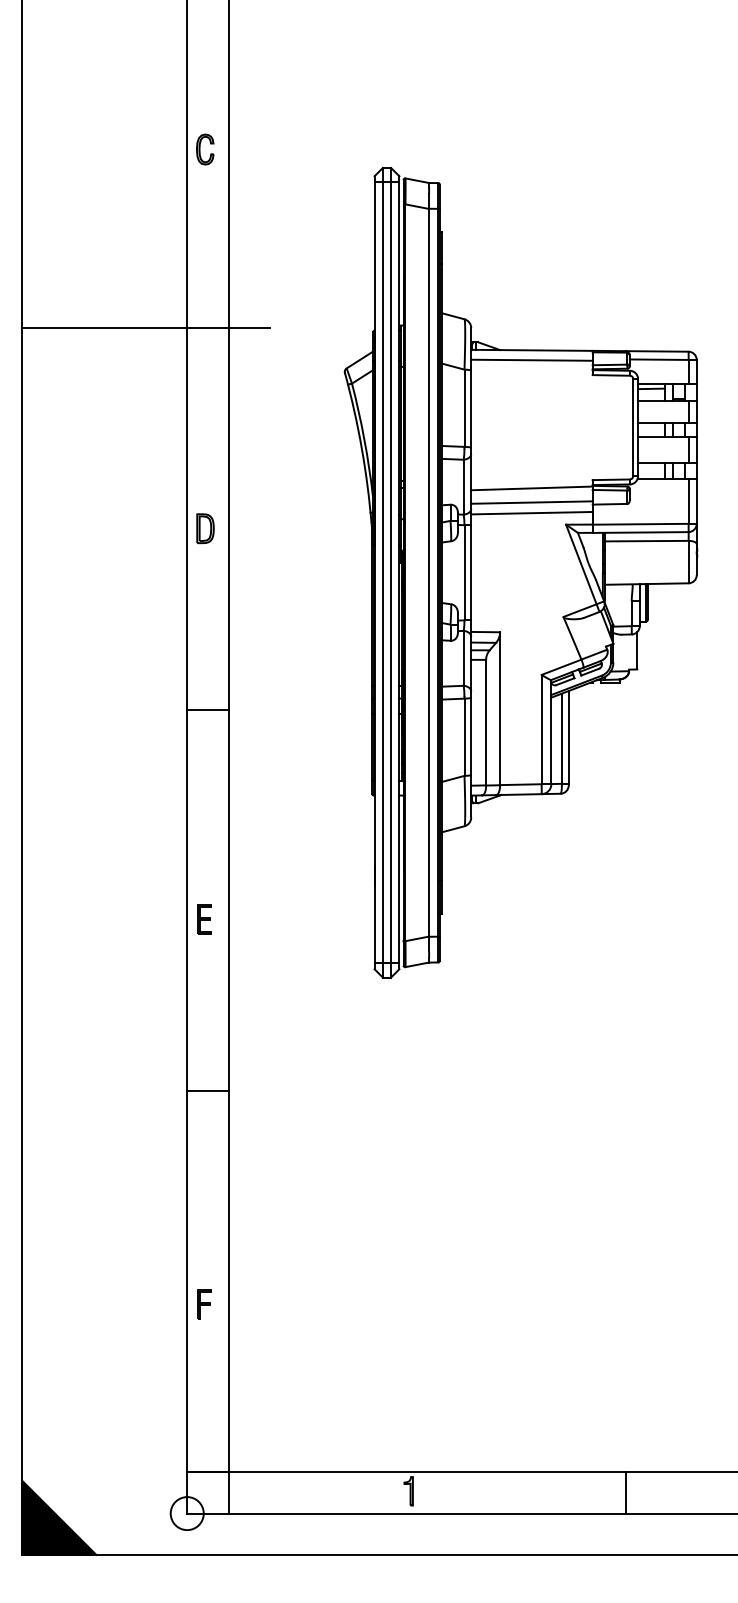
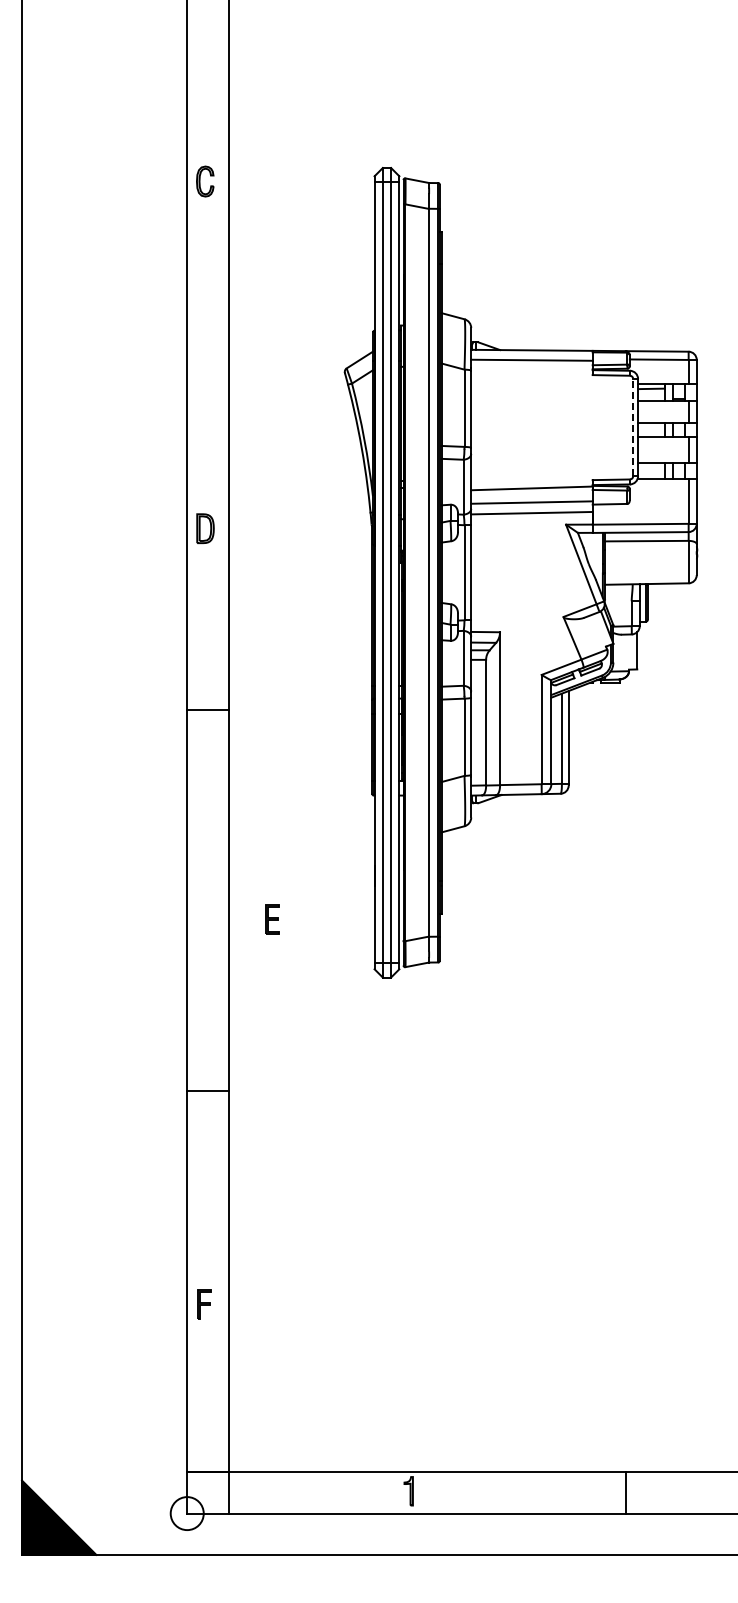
part position: (205, 149) -> (205, 181) (205, 181)
line: present -> none (145, 328)
line: solid -> dashed (633, 427)
part position: (204, 919) -> (272, 919) (272, 919)
